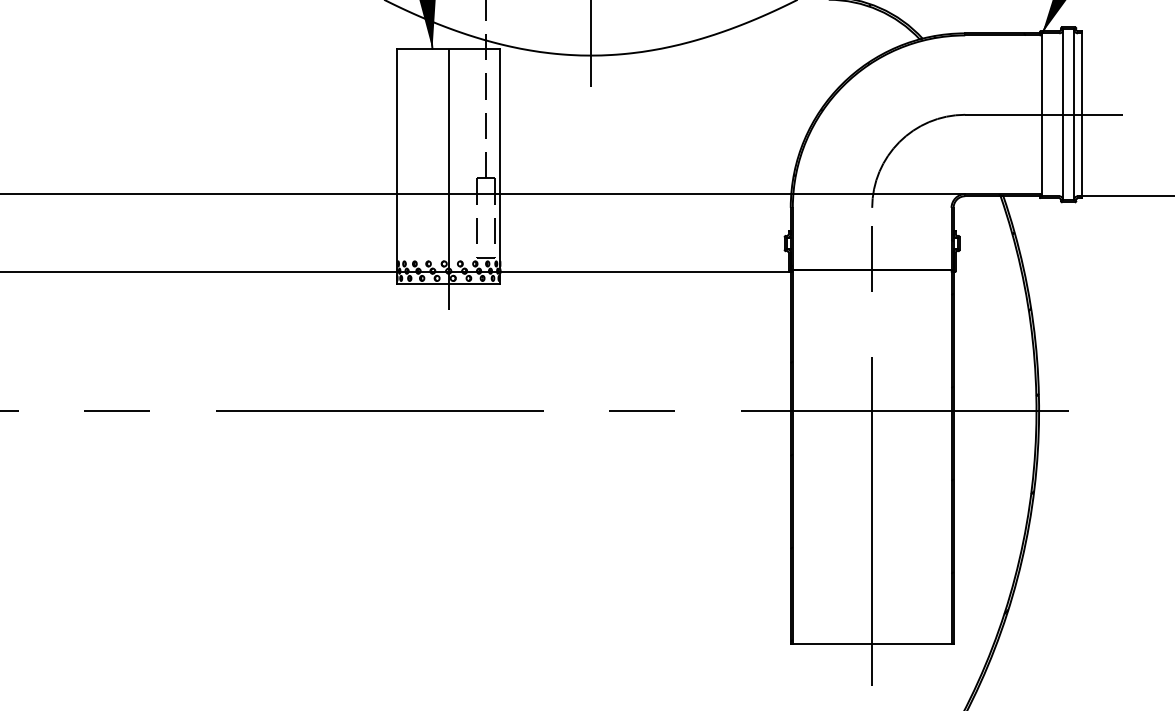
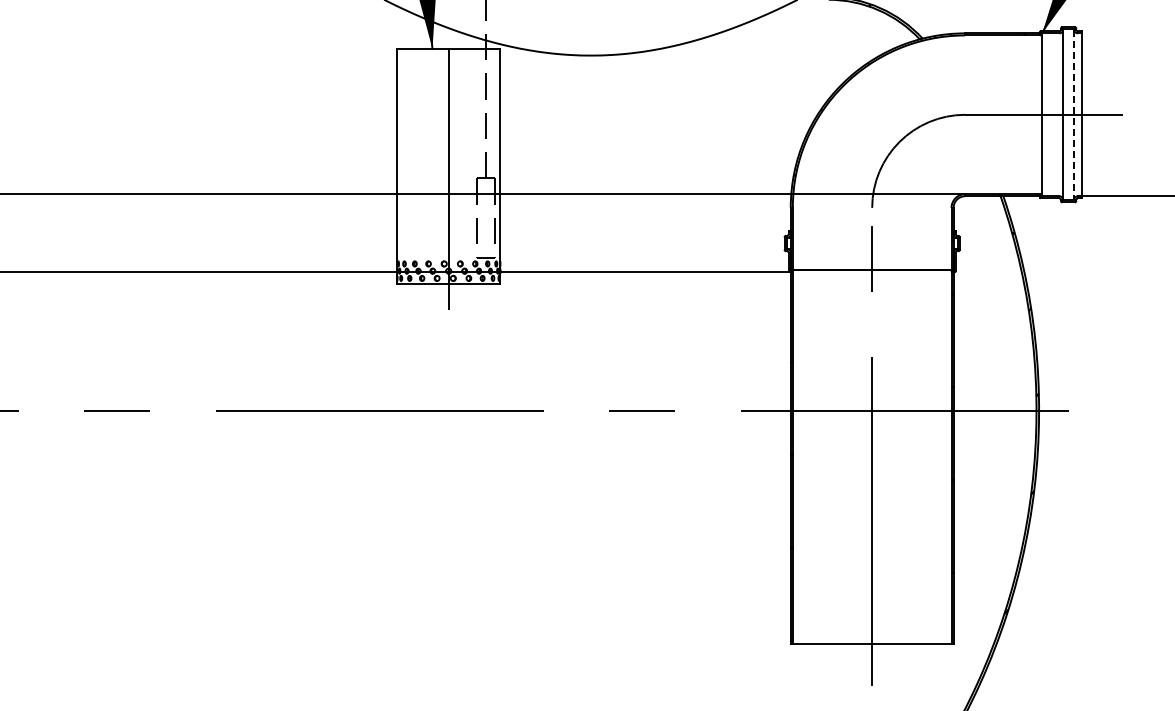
line: present -> none (590, 44)
line: solid -> dashed (1074, 115)
